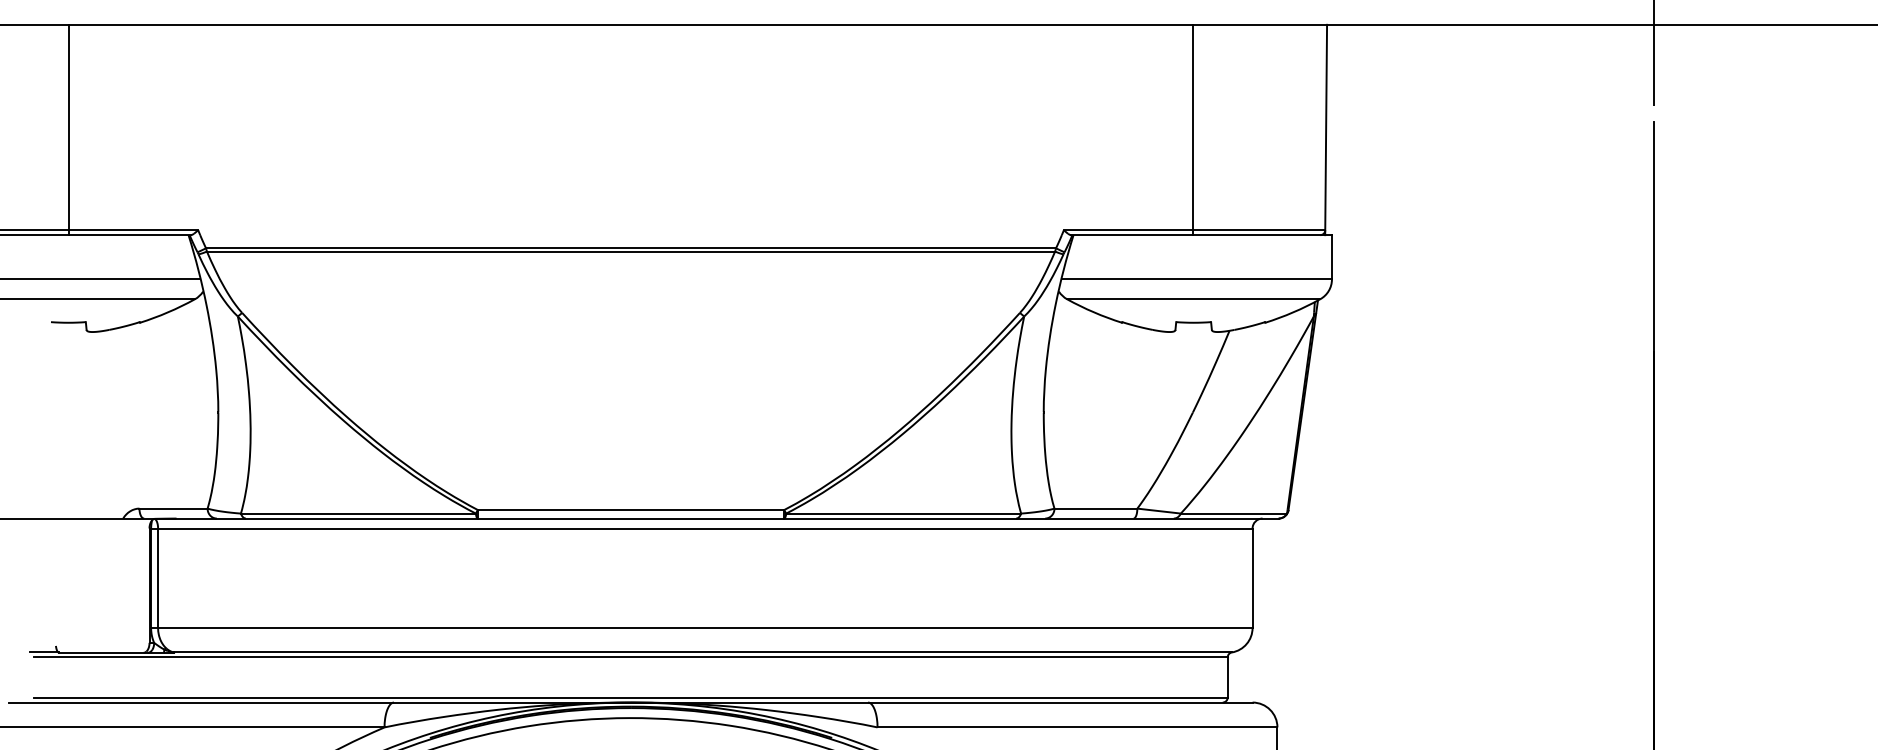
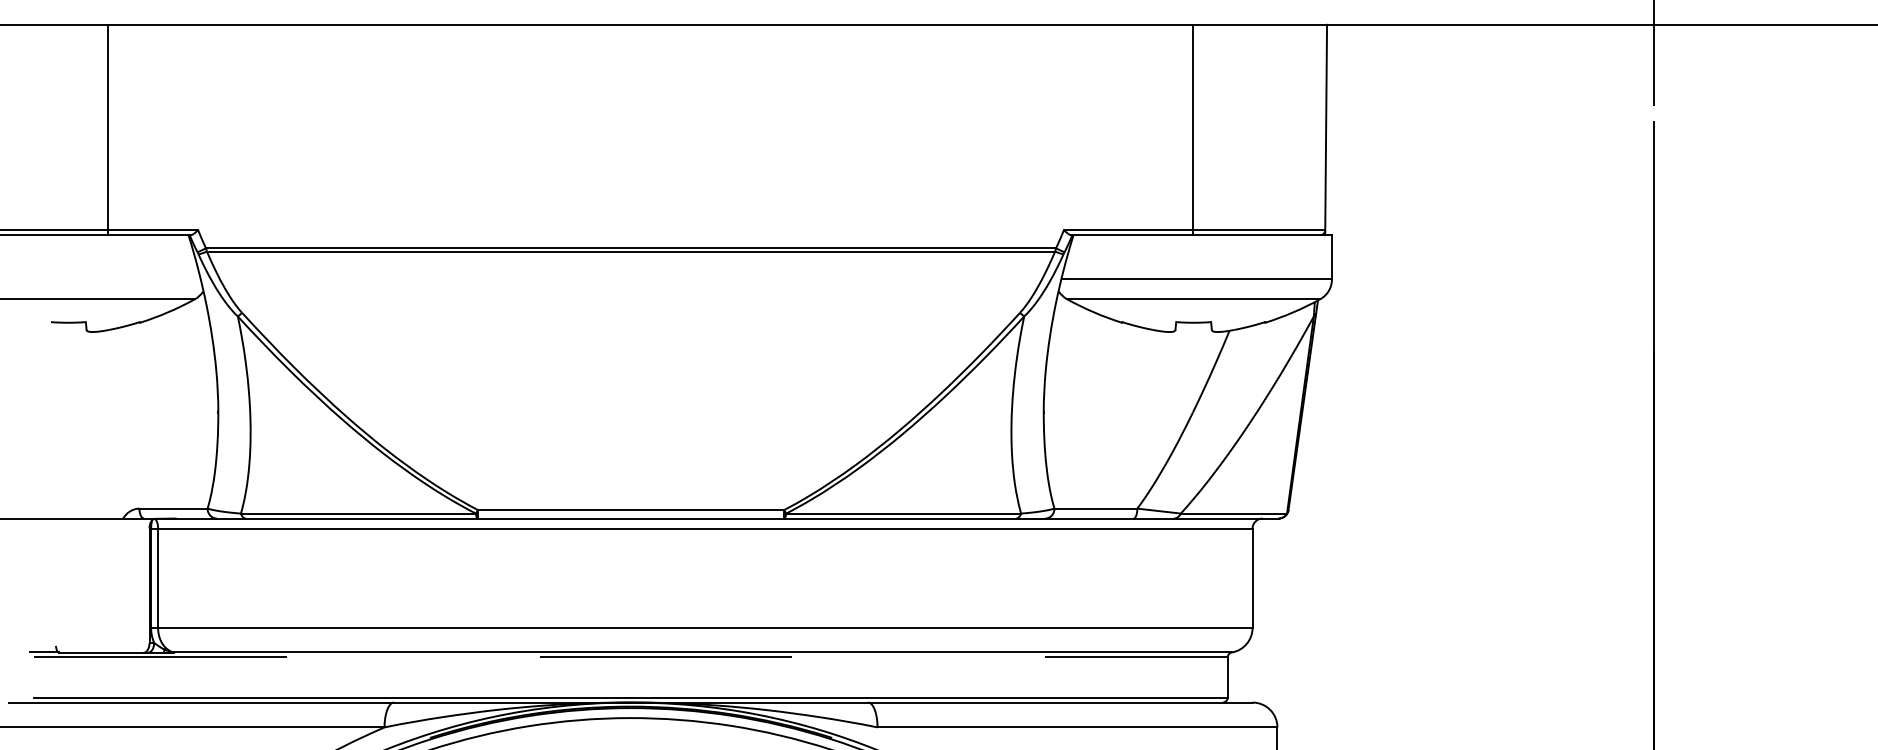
line position: (69, 129) -> (108, 129) (108, 129)
line: present -> none (100, 279)
line: solid -> dashed (631, 657)
